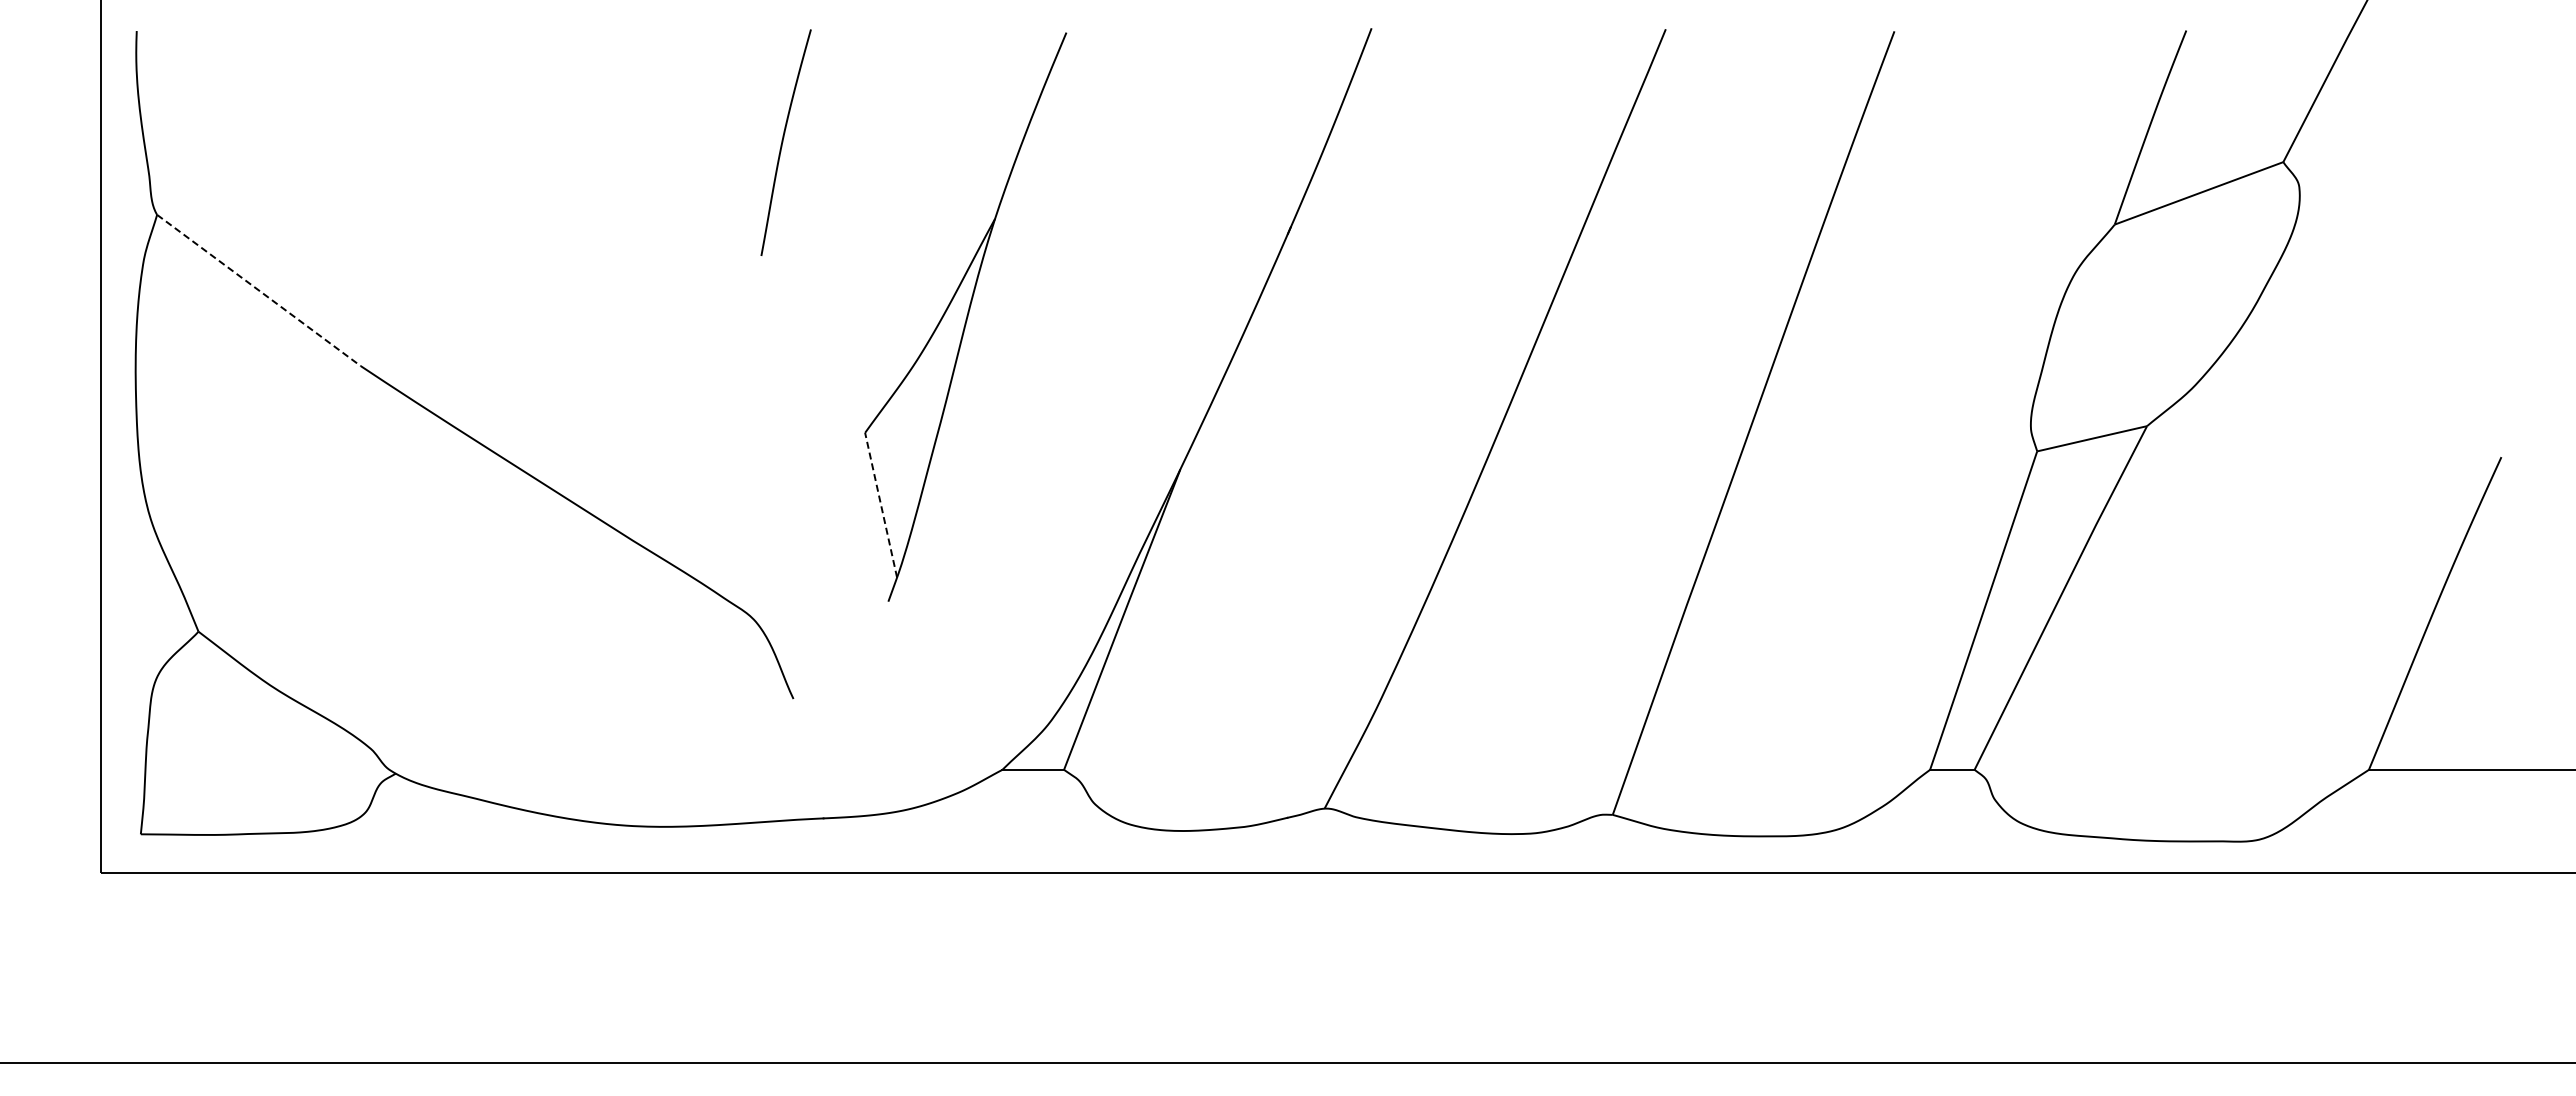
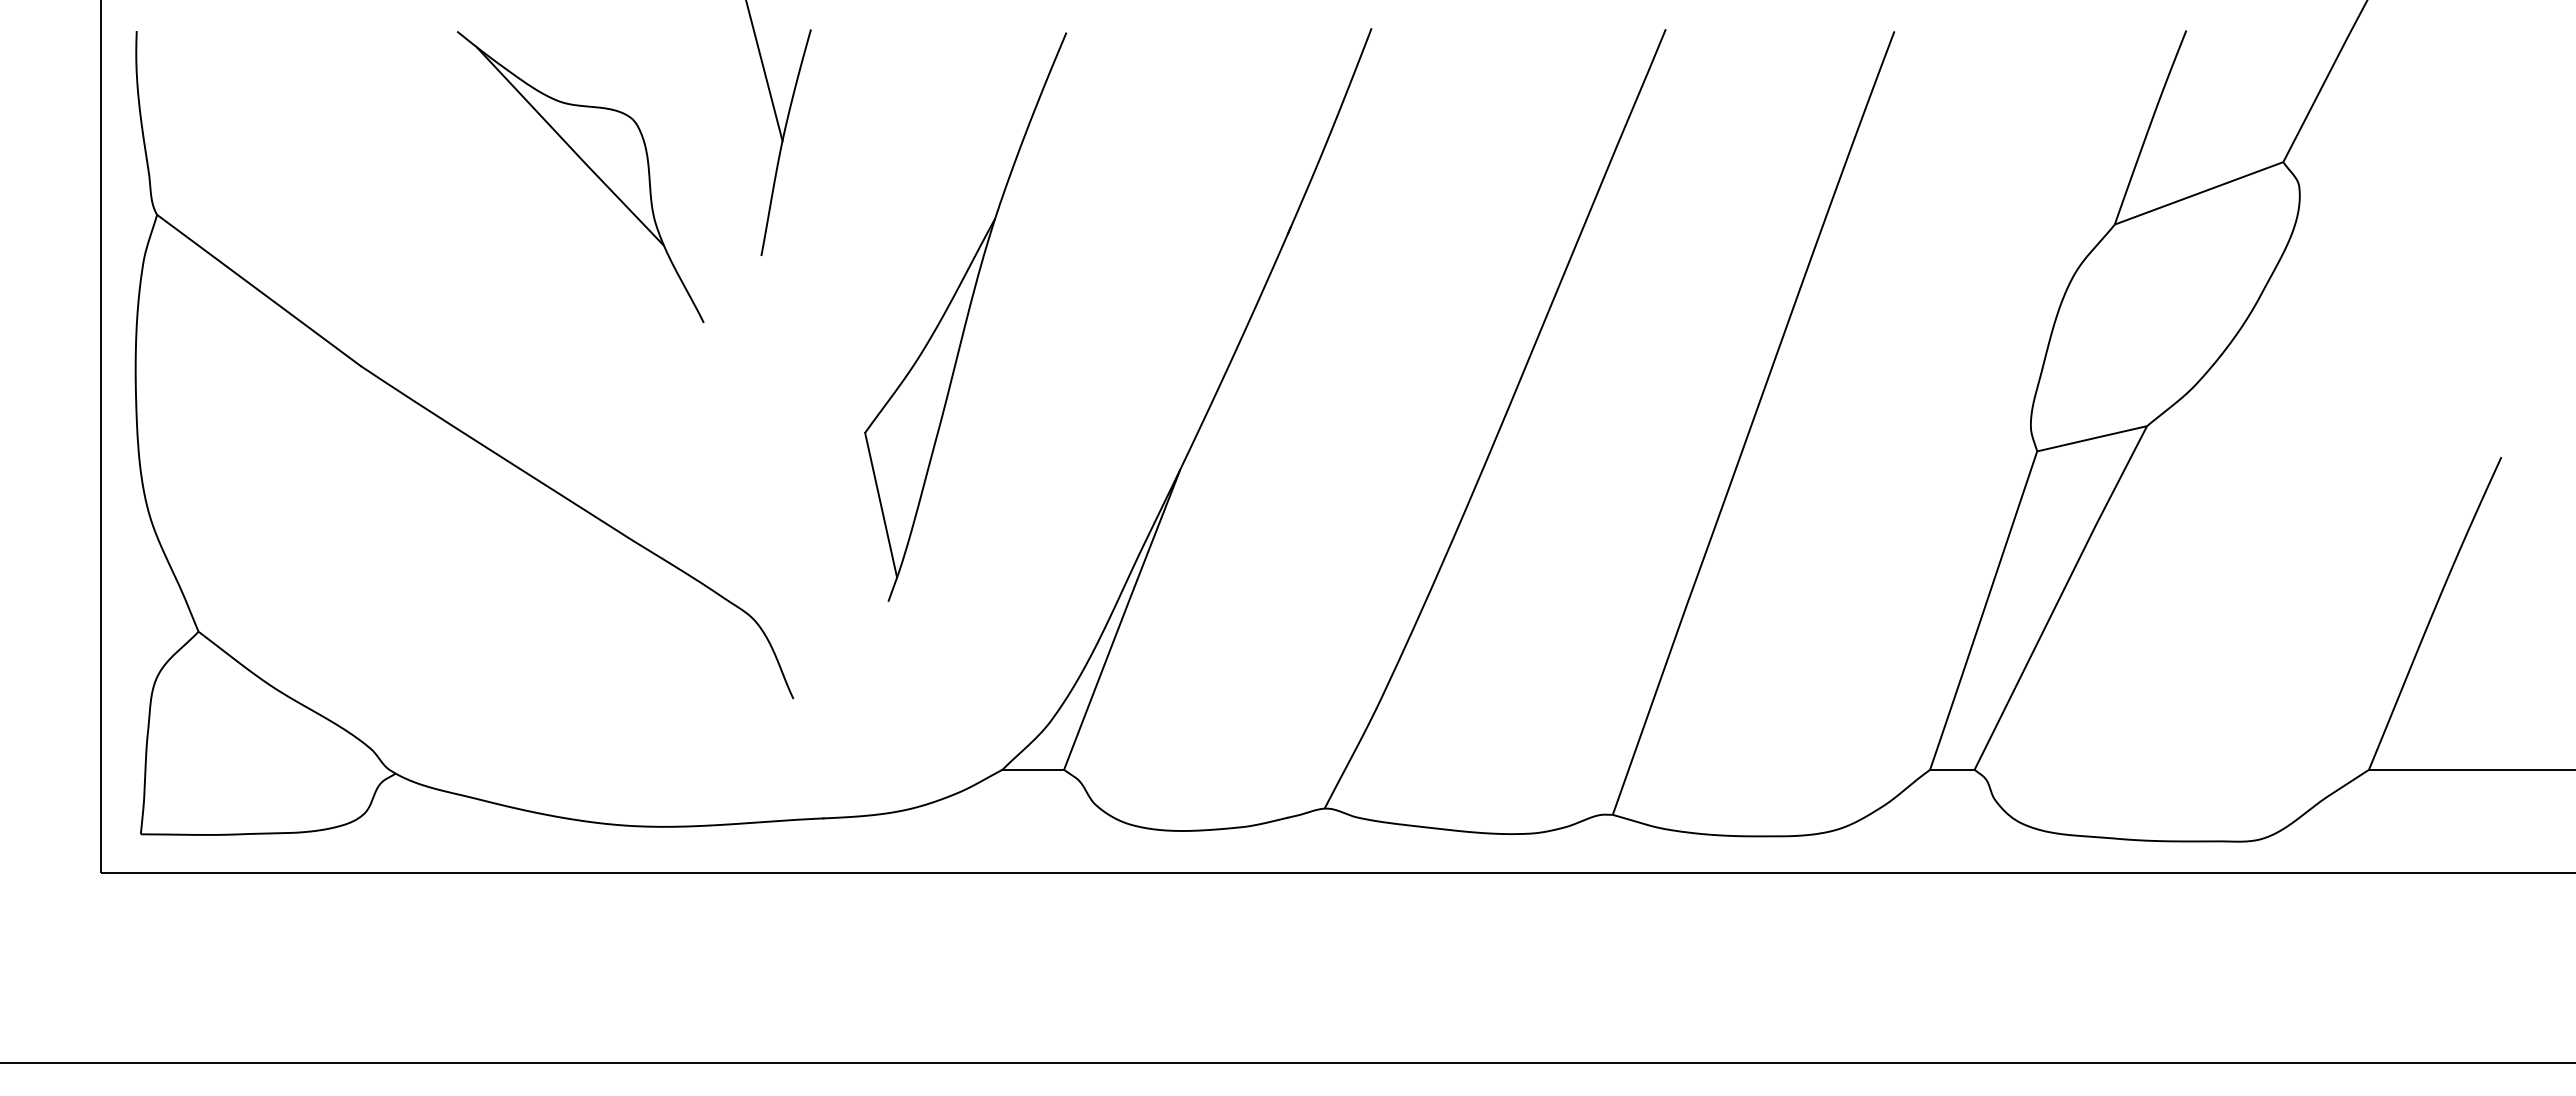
line: none -> present (764, 71)
part: none -> present (588, 168)
line: dashed -> solid (258, 290)
line: dashed -> solid (881, 504)
